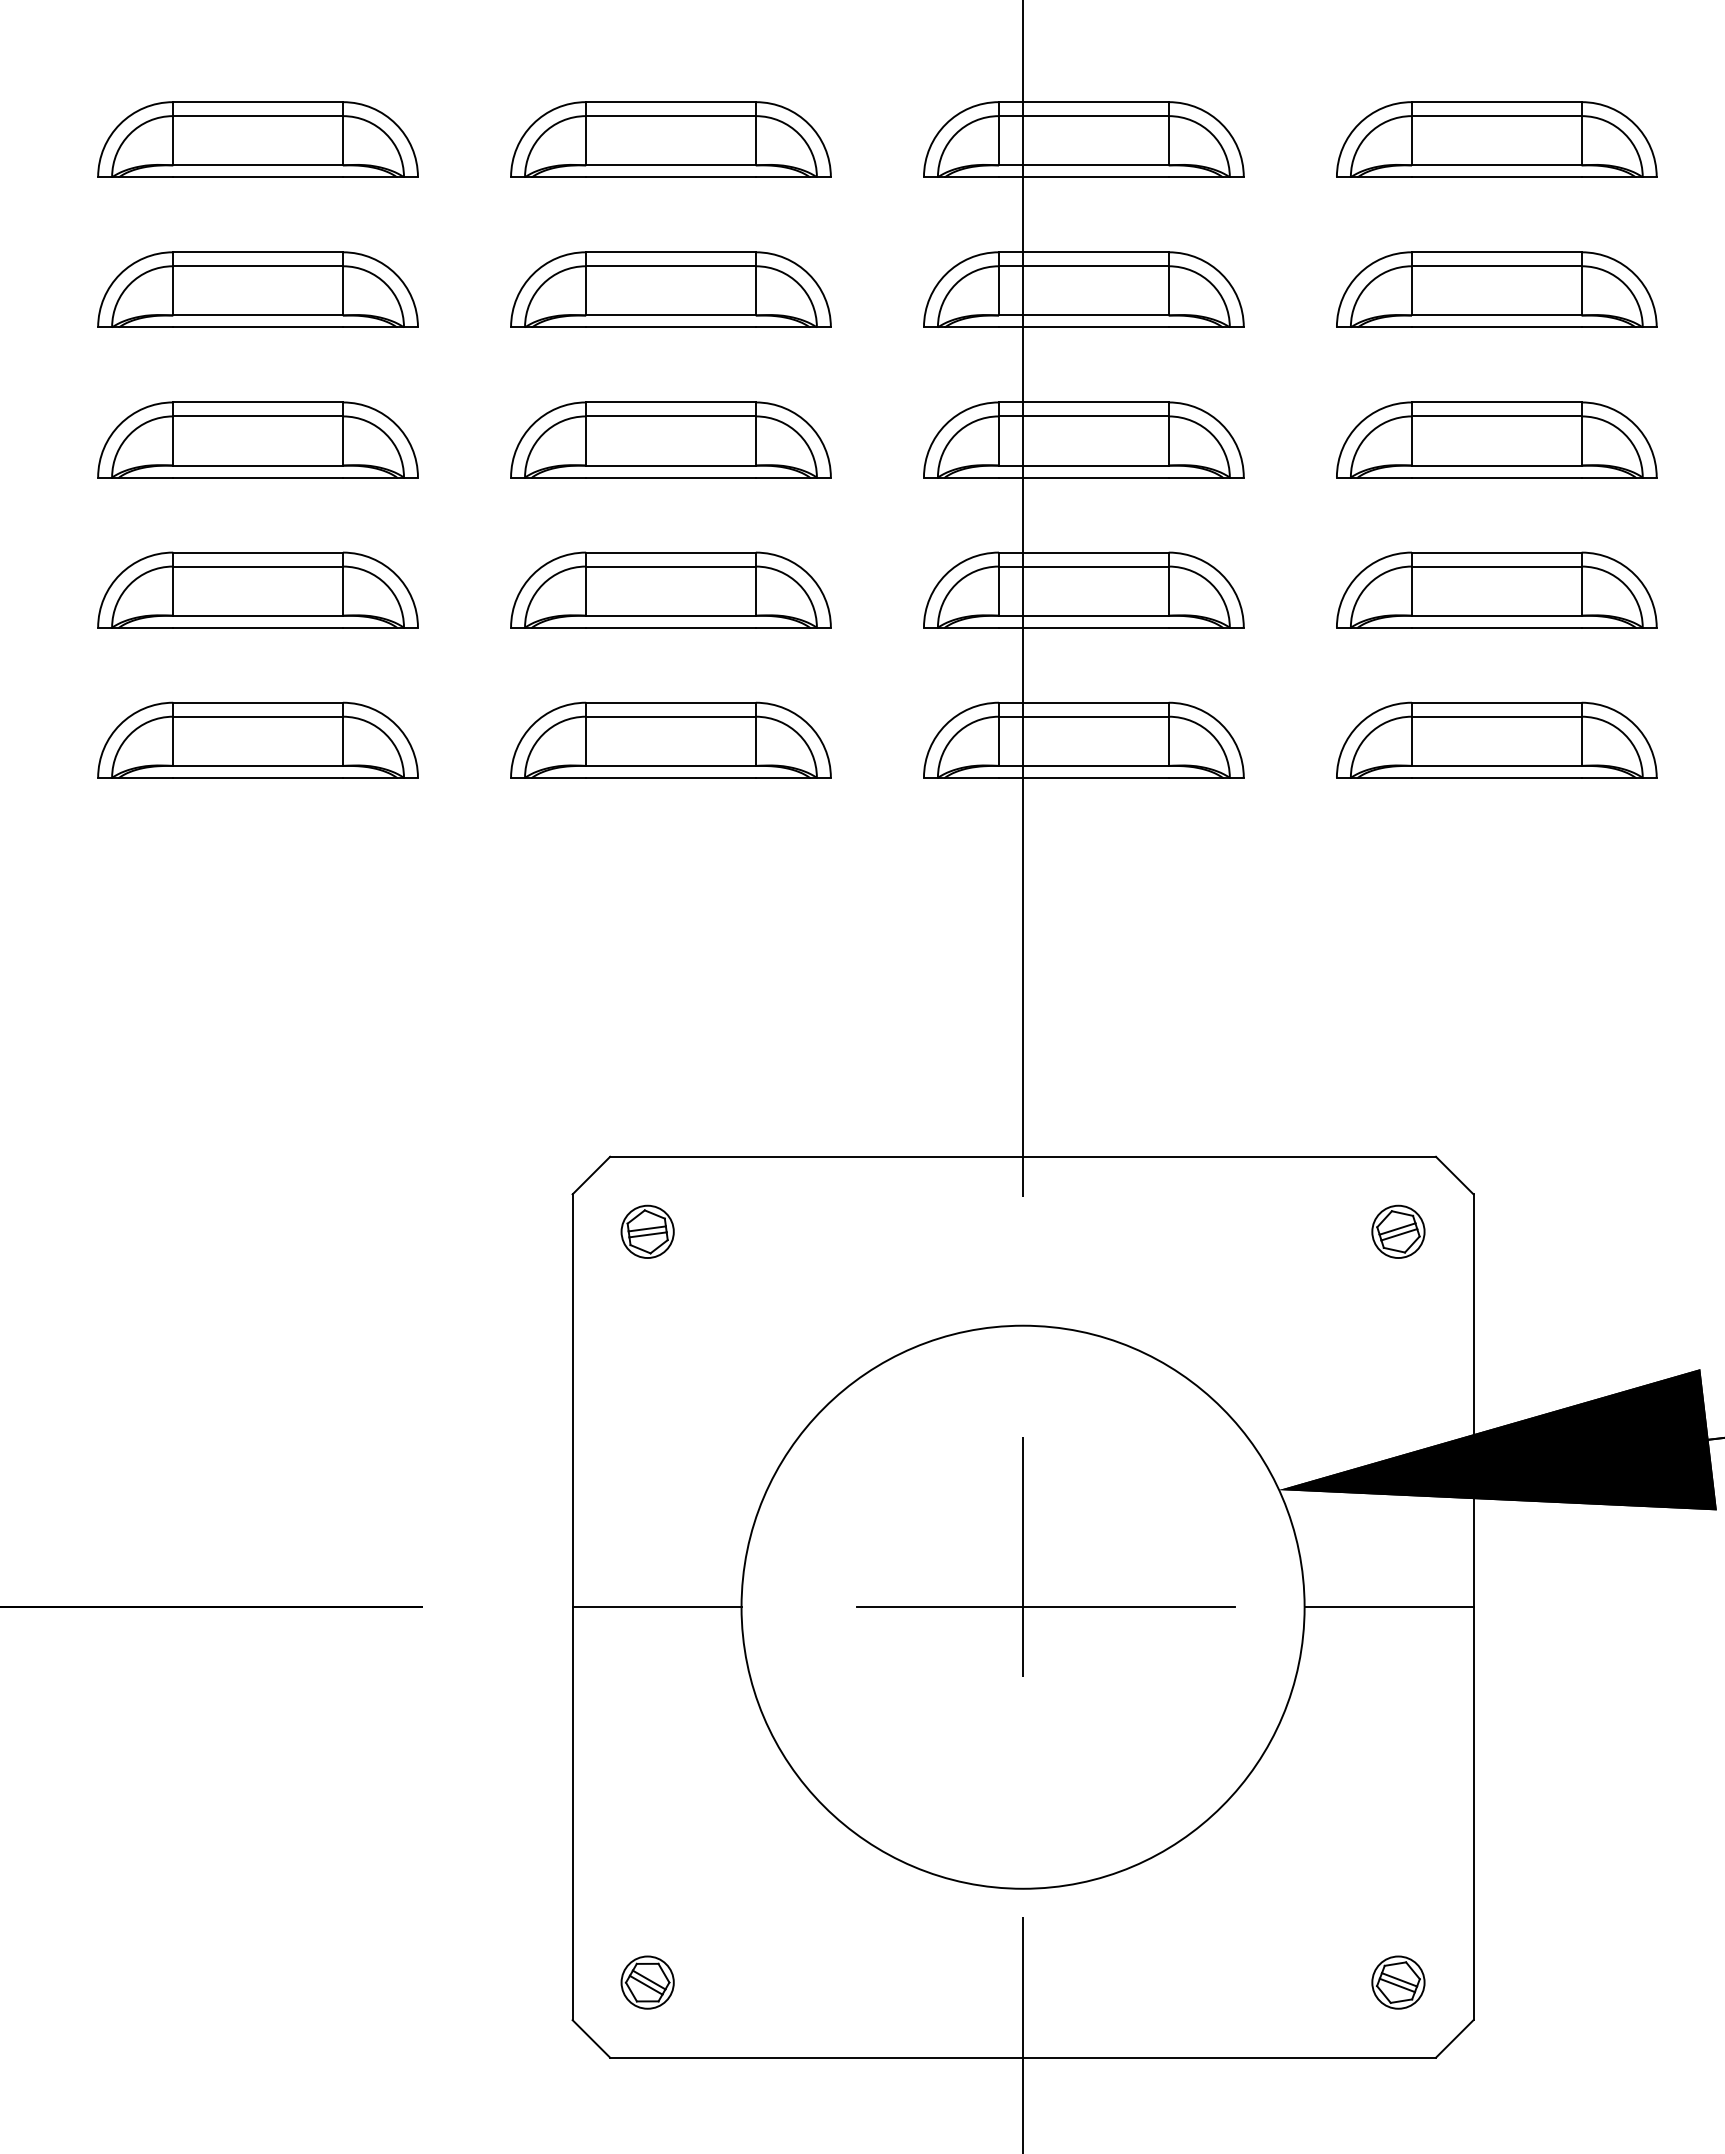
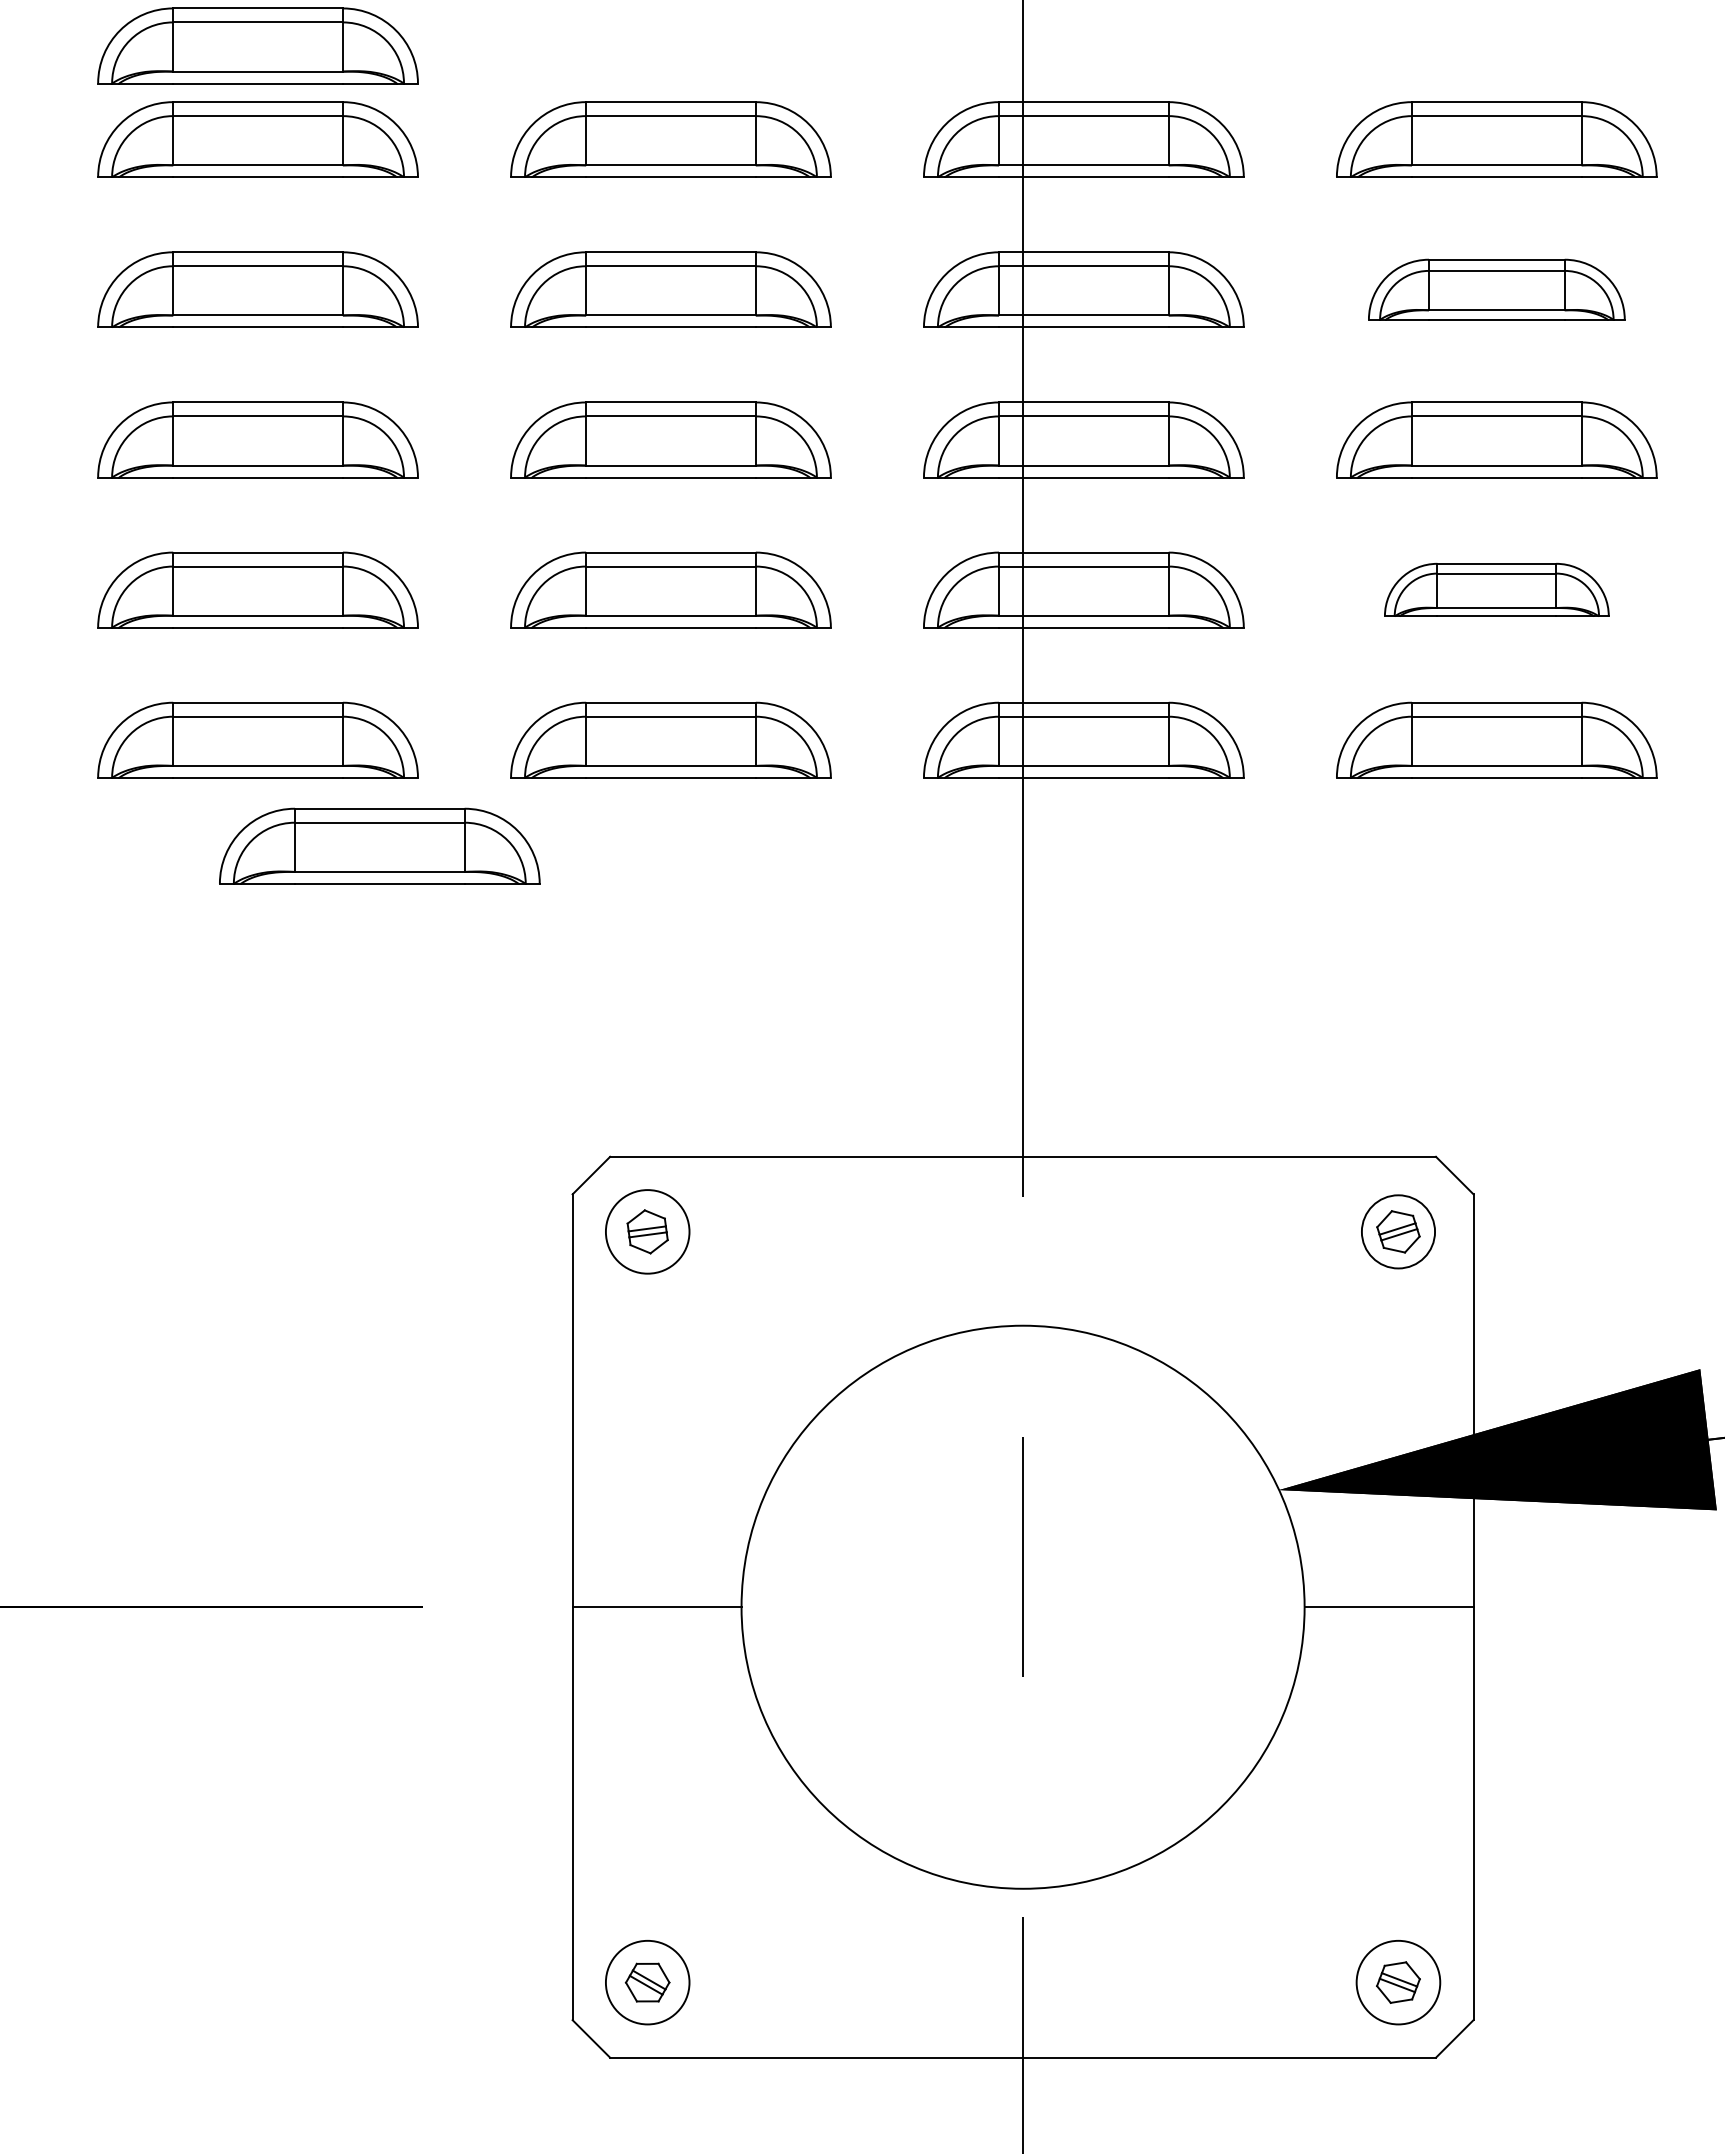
part: none -> present (257, 45)
part size: 322x77 px -> 258x63 px (1496, 289)
part size: 322x78 px -> 226x55 px (1496, 589)
part: none -> present (379, 845)
circle diameter: 52 px -> 84 px (647, 1231)
circle diameter: 52 px -> 73 px (1398, 1231)
line: present -> none (1045, 1607)
circle diameter: 52 px -> 84 px (647, 1982)
circle diameter: 52 px -> 84 px (1398, 1982)
